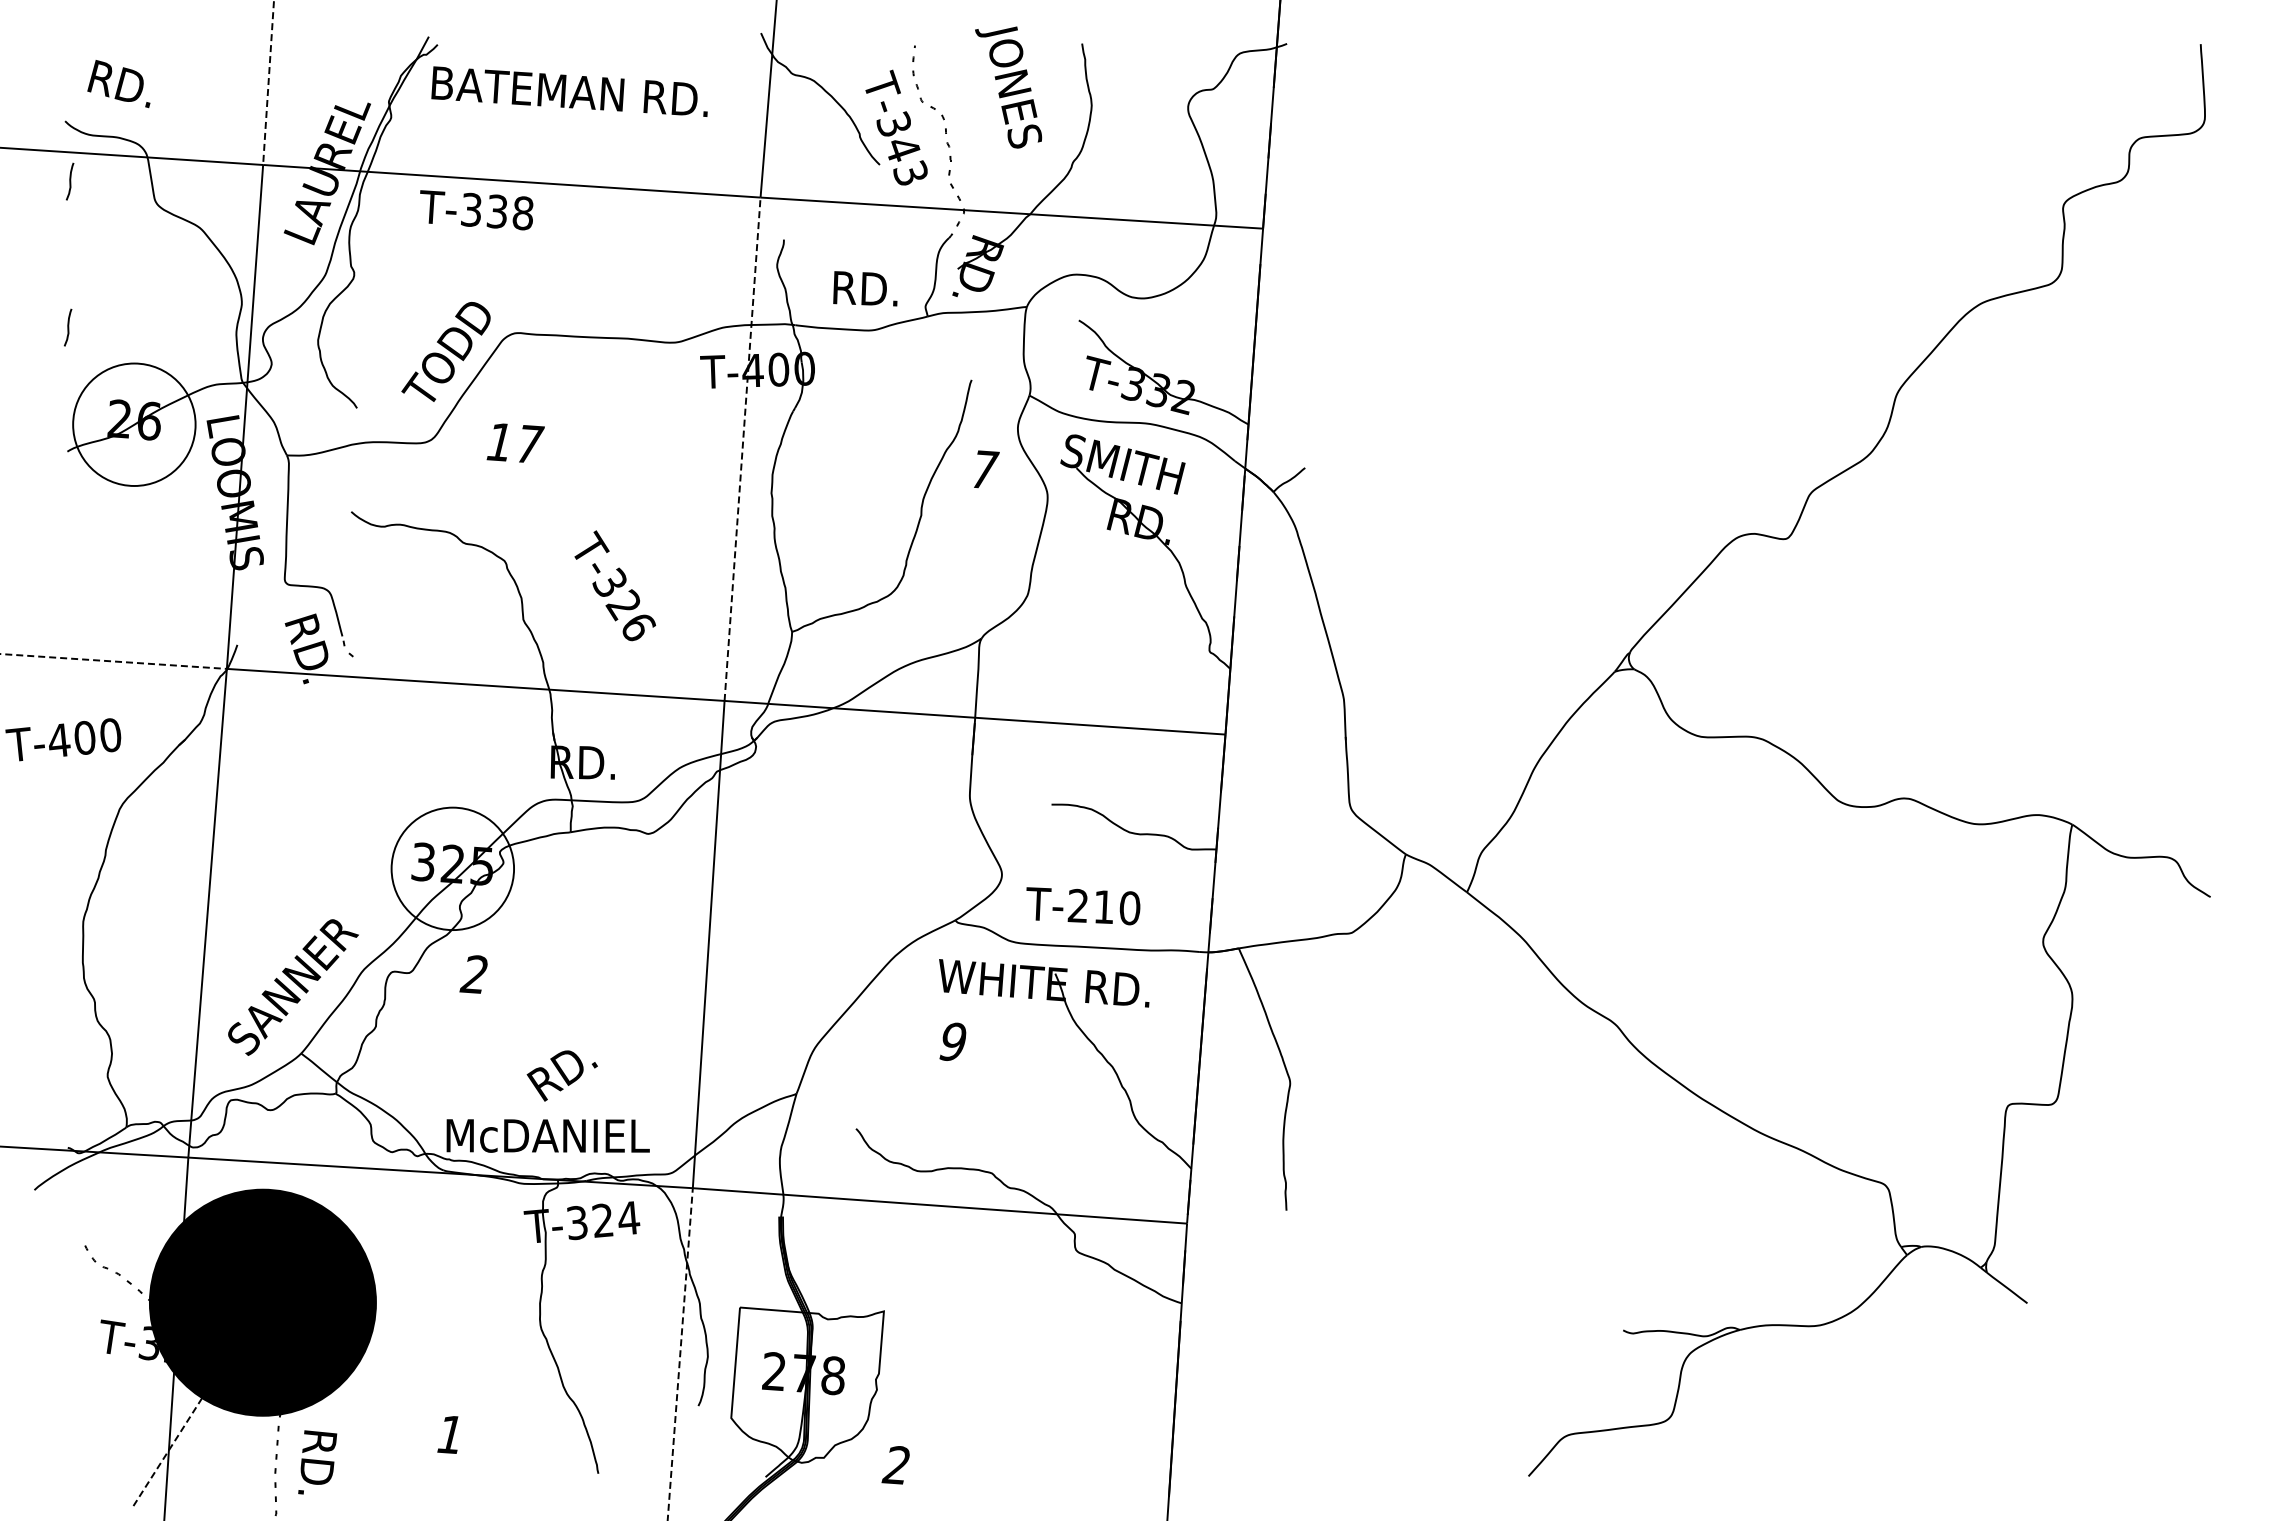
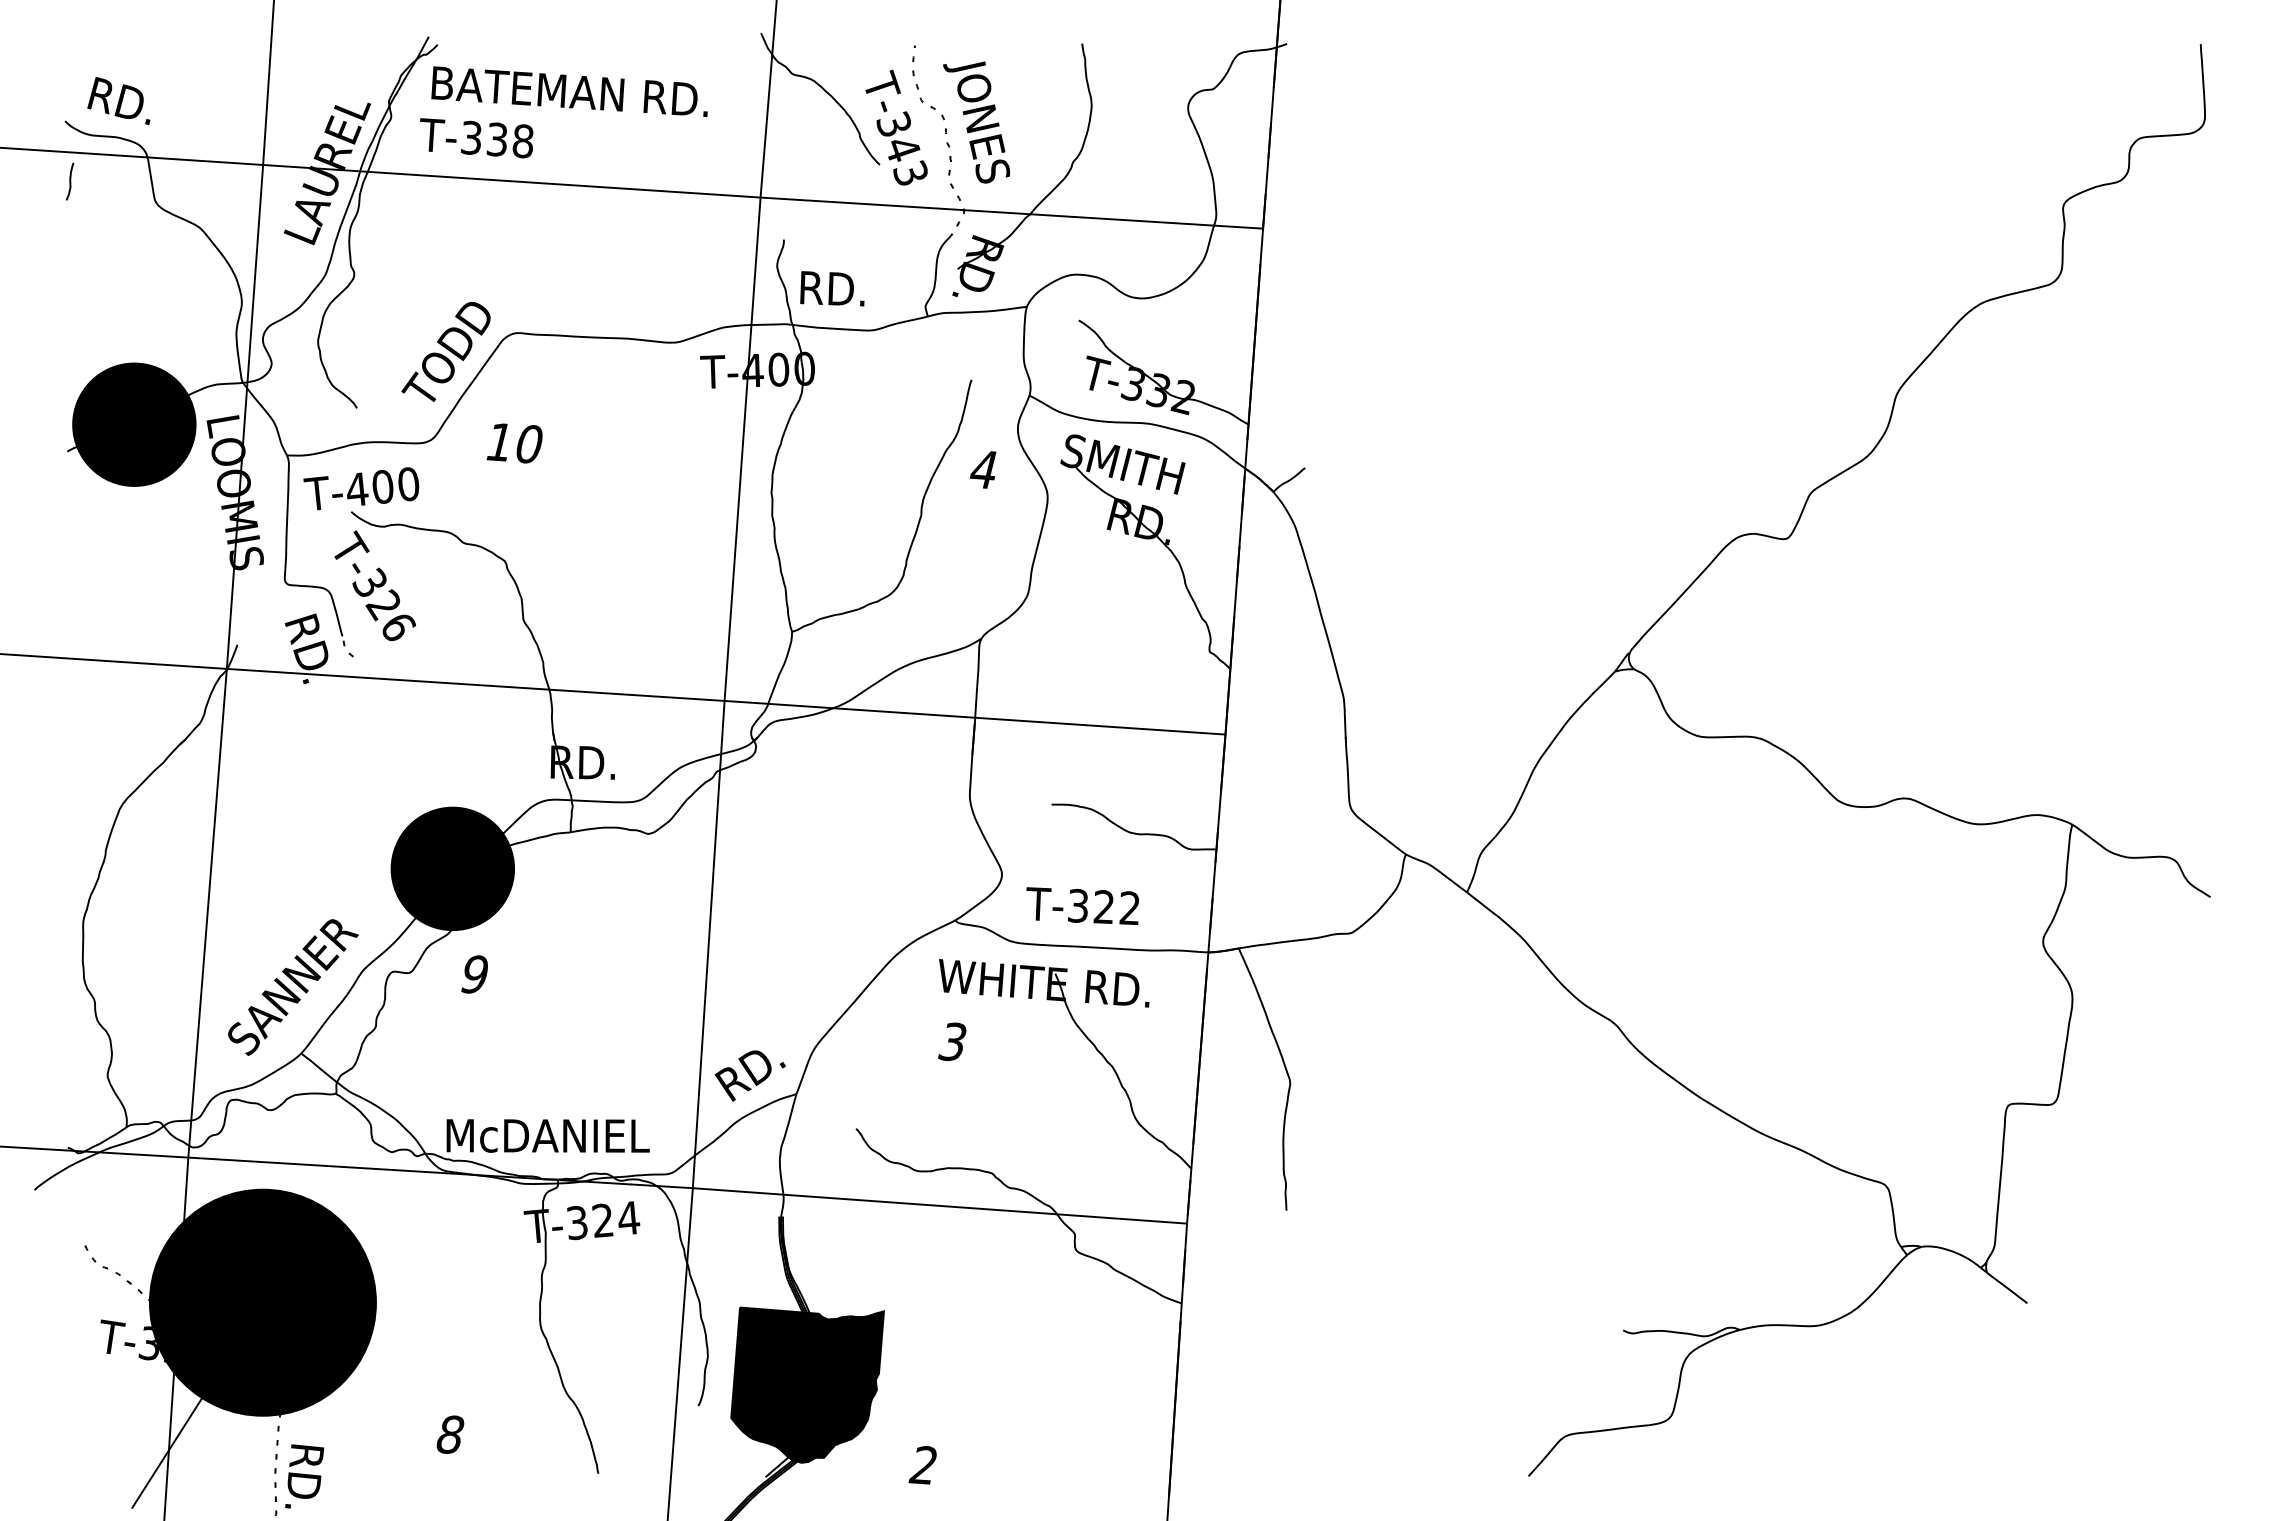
line: dashed -> solid (268, 83)
text position: (118, 84) -> (118, 101) (118, 101)
text position: (1008, 87) -> (976, 122) (976, 122)
text position: (476, 210) -> (476, 138) (476, 138)
text position: (865, 288) -> (832, 288) (832, 288)
curve: present -> none (67, 327)
fill: none -> present (134, 424)
text: 17 -> 10 (530, 444)
line: dashed -> solid (742, 448)
text: 7 -> 4 (984, 469)
text position: (615, 585) -> (375, 585) (375, 585)
line: dashed -> solid (114, 661)
text position: (63, 739) -> (361, 488) (361, 488)
fill: none -> present (452, 868)
text: T-210 -> T-322 (1103, 907)
text: 2 -> 9 (473, 974)
text: 9 -> 3 (952, 1041)
text position: (561, 1075) -> (749, 1075) (749, 1075)
line: dashed -> solid (680, 1354)
fill: none -> present (807, 1384)
text: 1 -> 8 (450, 1434)
line: dashed -> solid (166, 1453)
text position: (317, 1462) -> (304, 1476) (304, 1476)
text position: (895, 1465) -> (922, 1465) (922, 1465)
